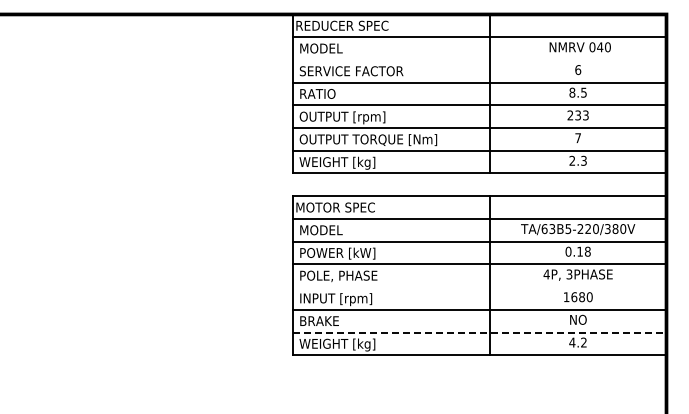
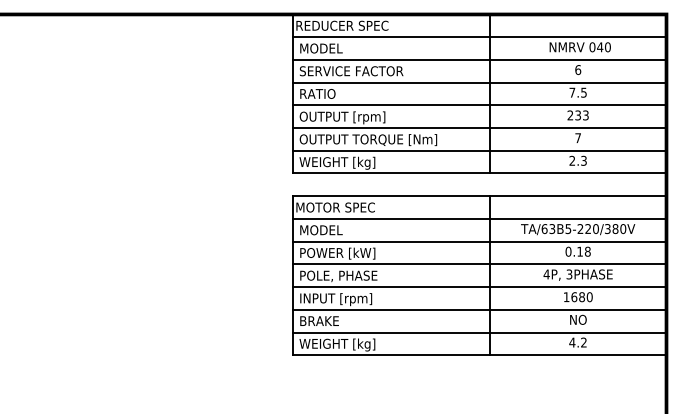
line: none -> present (479, 59)
text: 8.5 -> 7.5 (572, 92)
line: none -> present (479, 287)
line: dashed -> solid (479, 332)
